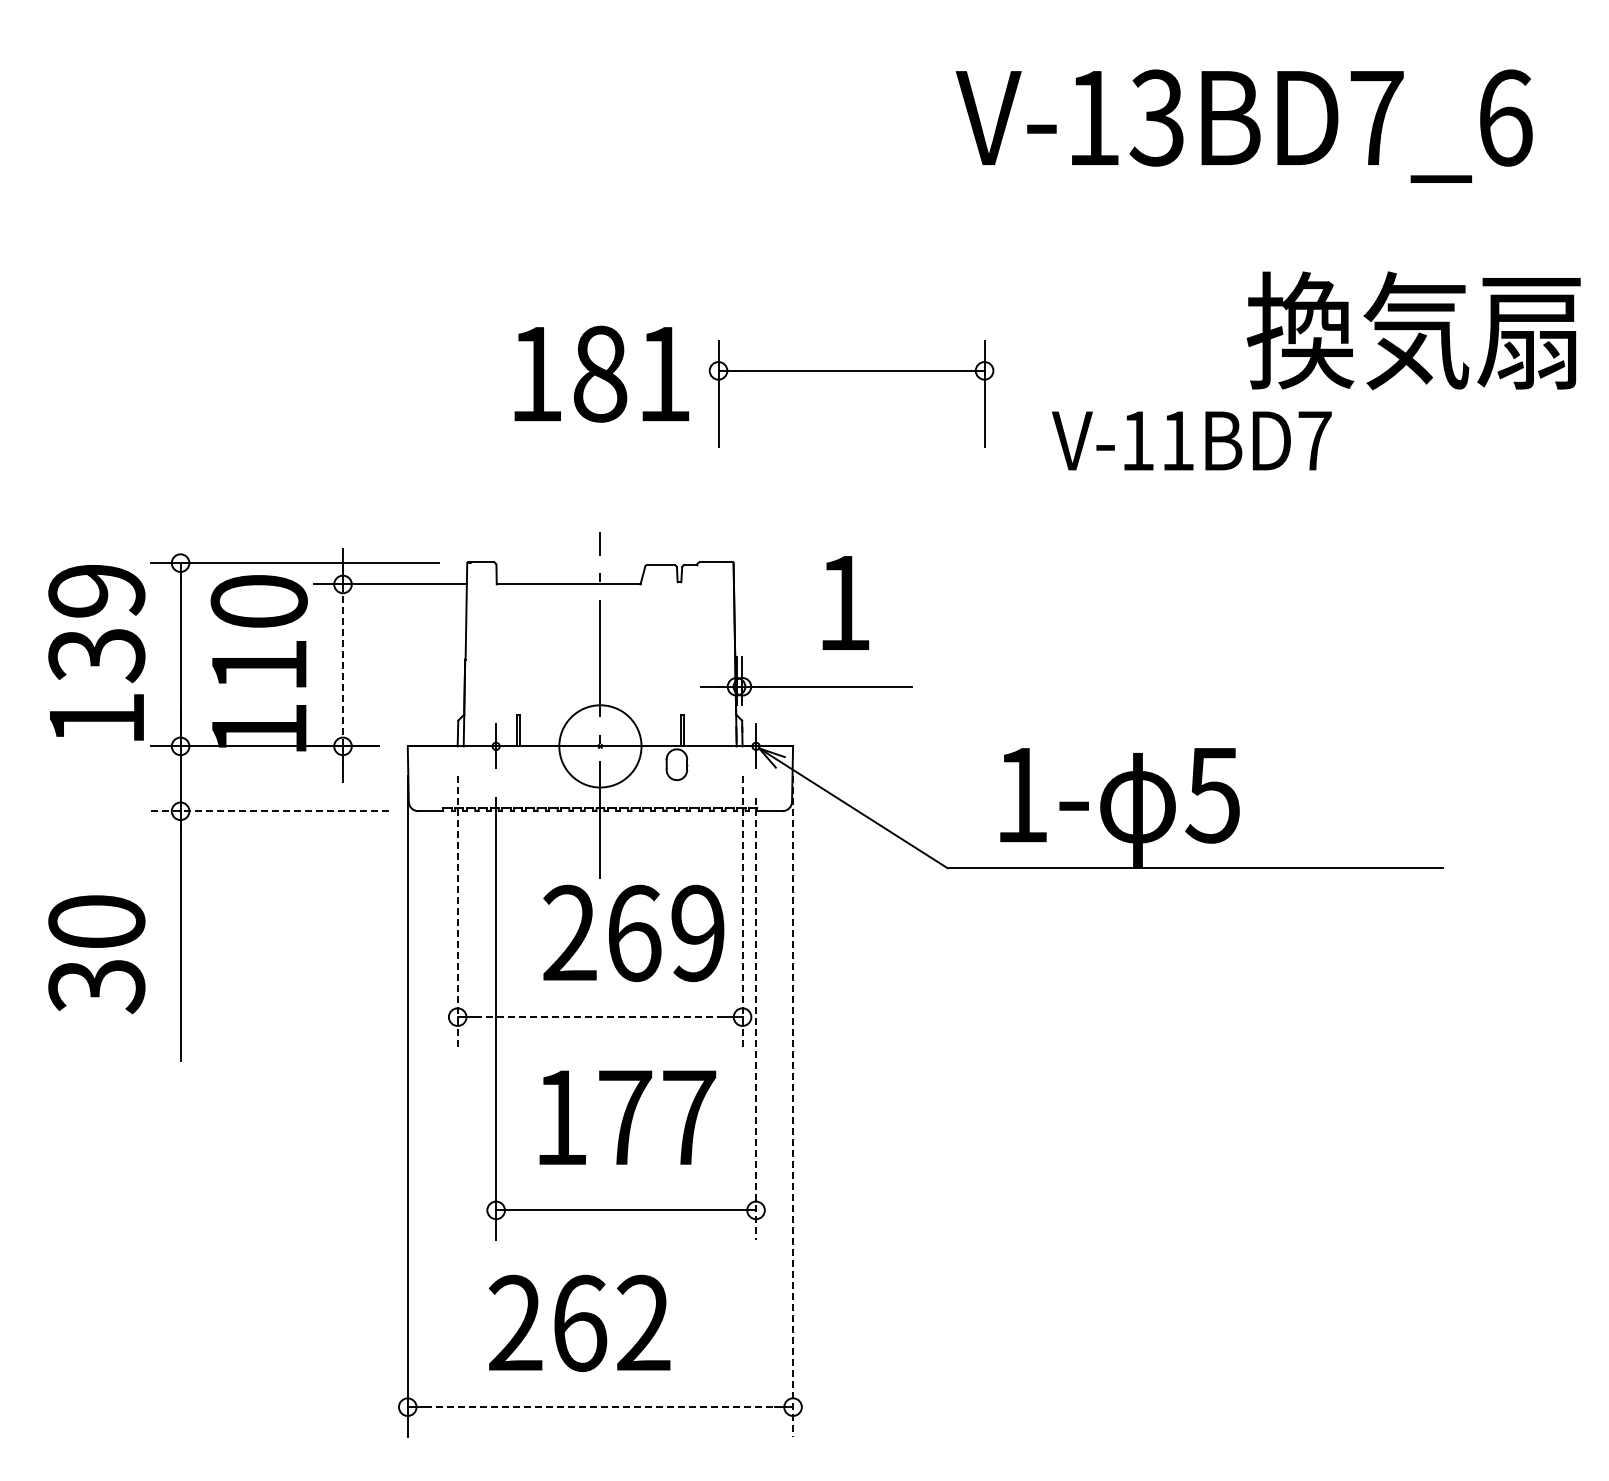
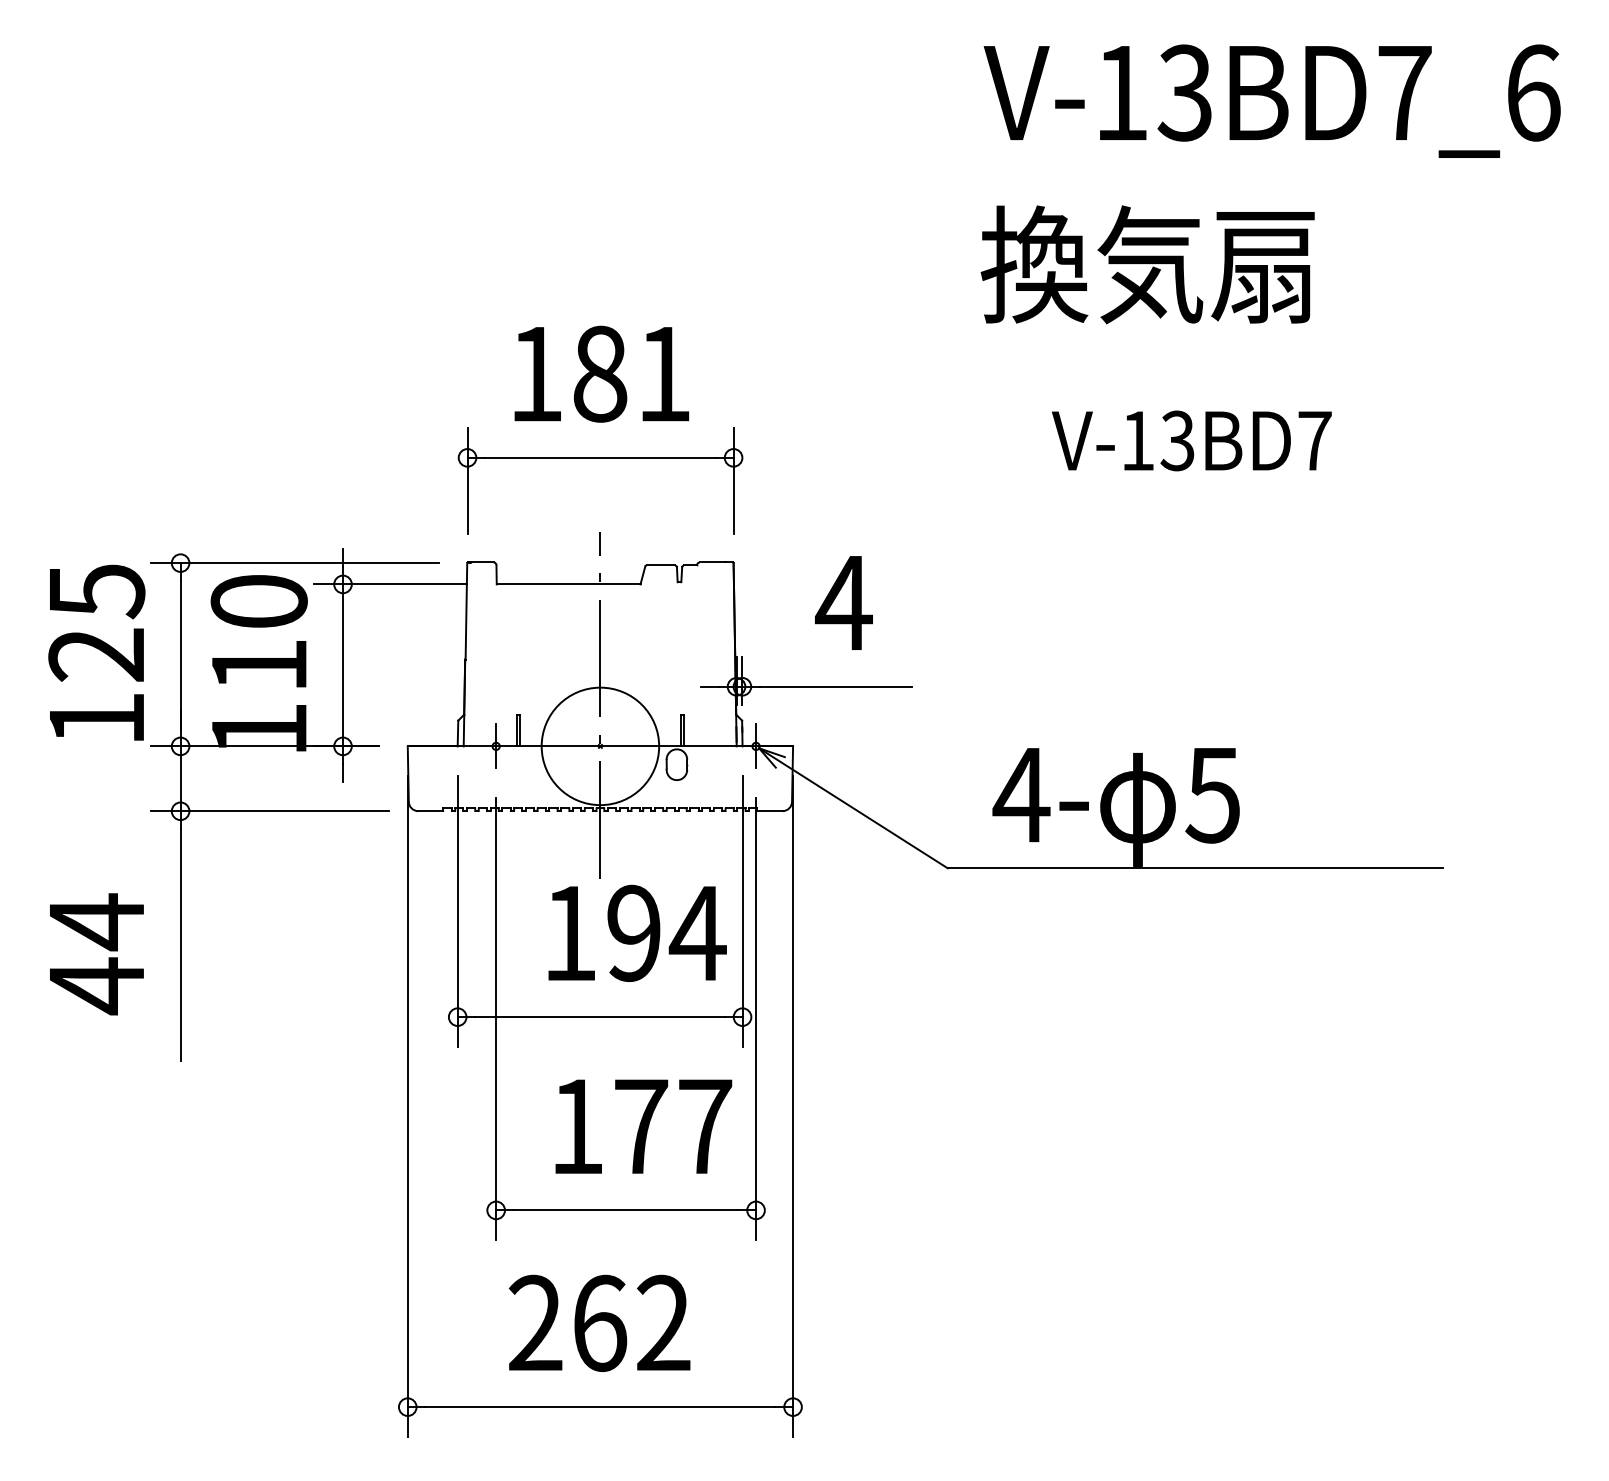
text position: (1243, 125) -> (1271, 100) (1271, 100)
text position: (1413, 330) -> (1147, 264) (1147, 264)
part position: (851, 371) -> (600, 458) (600, 458)
text: V-11BD7 -> V-13BD7 (1177, 440)
text: 1 -> 4 (843, 602)
text: 139 -> 125 (96, 623)
line: dashed -> solid (343, 665)
circle diameter: 82 px -> 117 px (600, 746)
text: 1- -> 4- (1021, 795)
line: dashed -> solid (270, 811)
line: dashed -> solid (457, 911)
line: dashed -> solid (742, 911)
text: 269 -> 194 (634, 933)
text: 30 -> 44 (96, 954)
line: dashed -> solid (600, 1017)
line: dashed -> solid (756, 1018)
line: dashed -> solid (793, 1106)
text position: (627, 1117) -> (643, 1126) (643, 1126)
text position: (579, 1322) -> (599, 1322) (599, 1322)
line: dashed -> solid (600, 1407)
